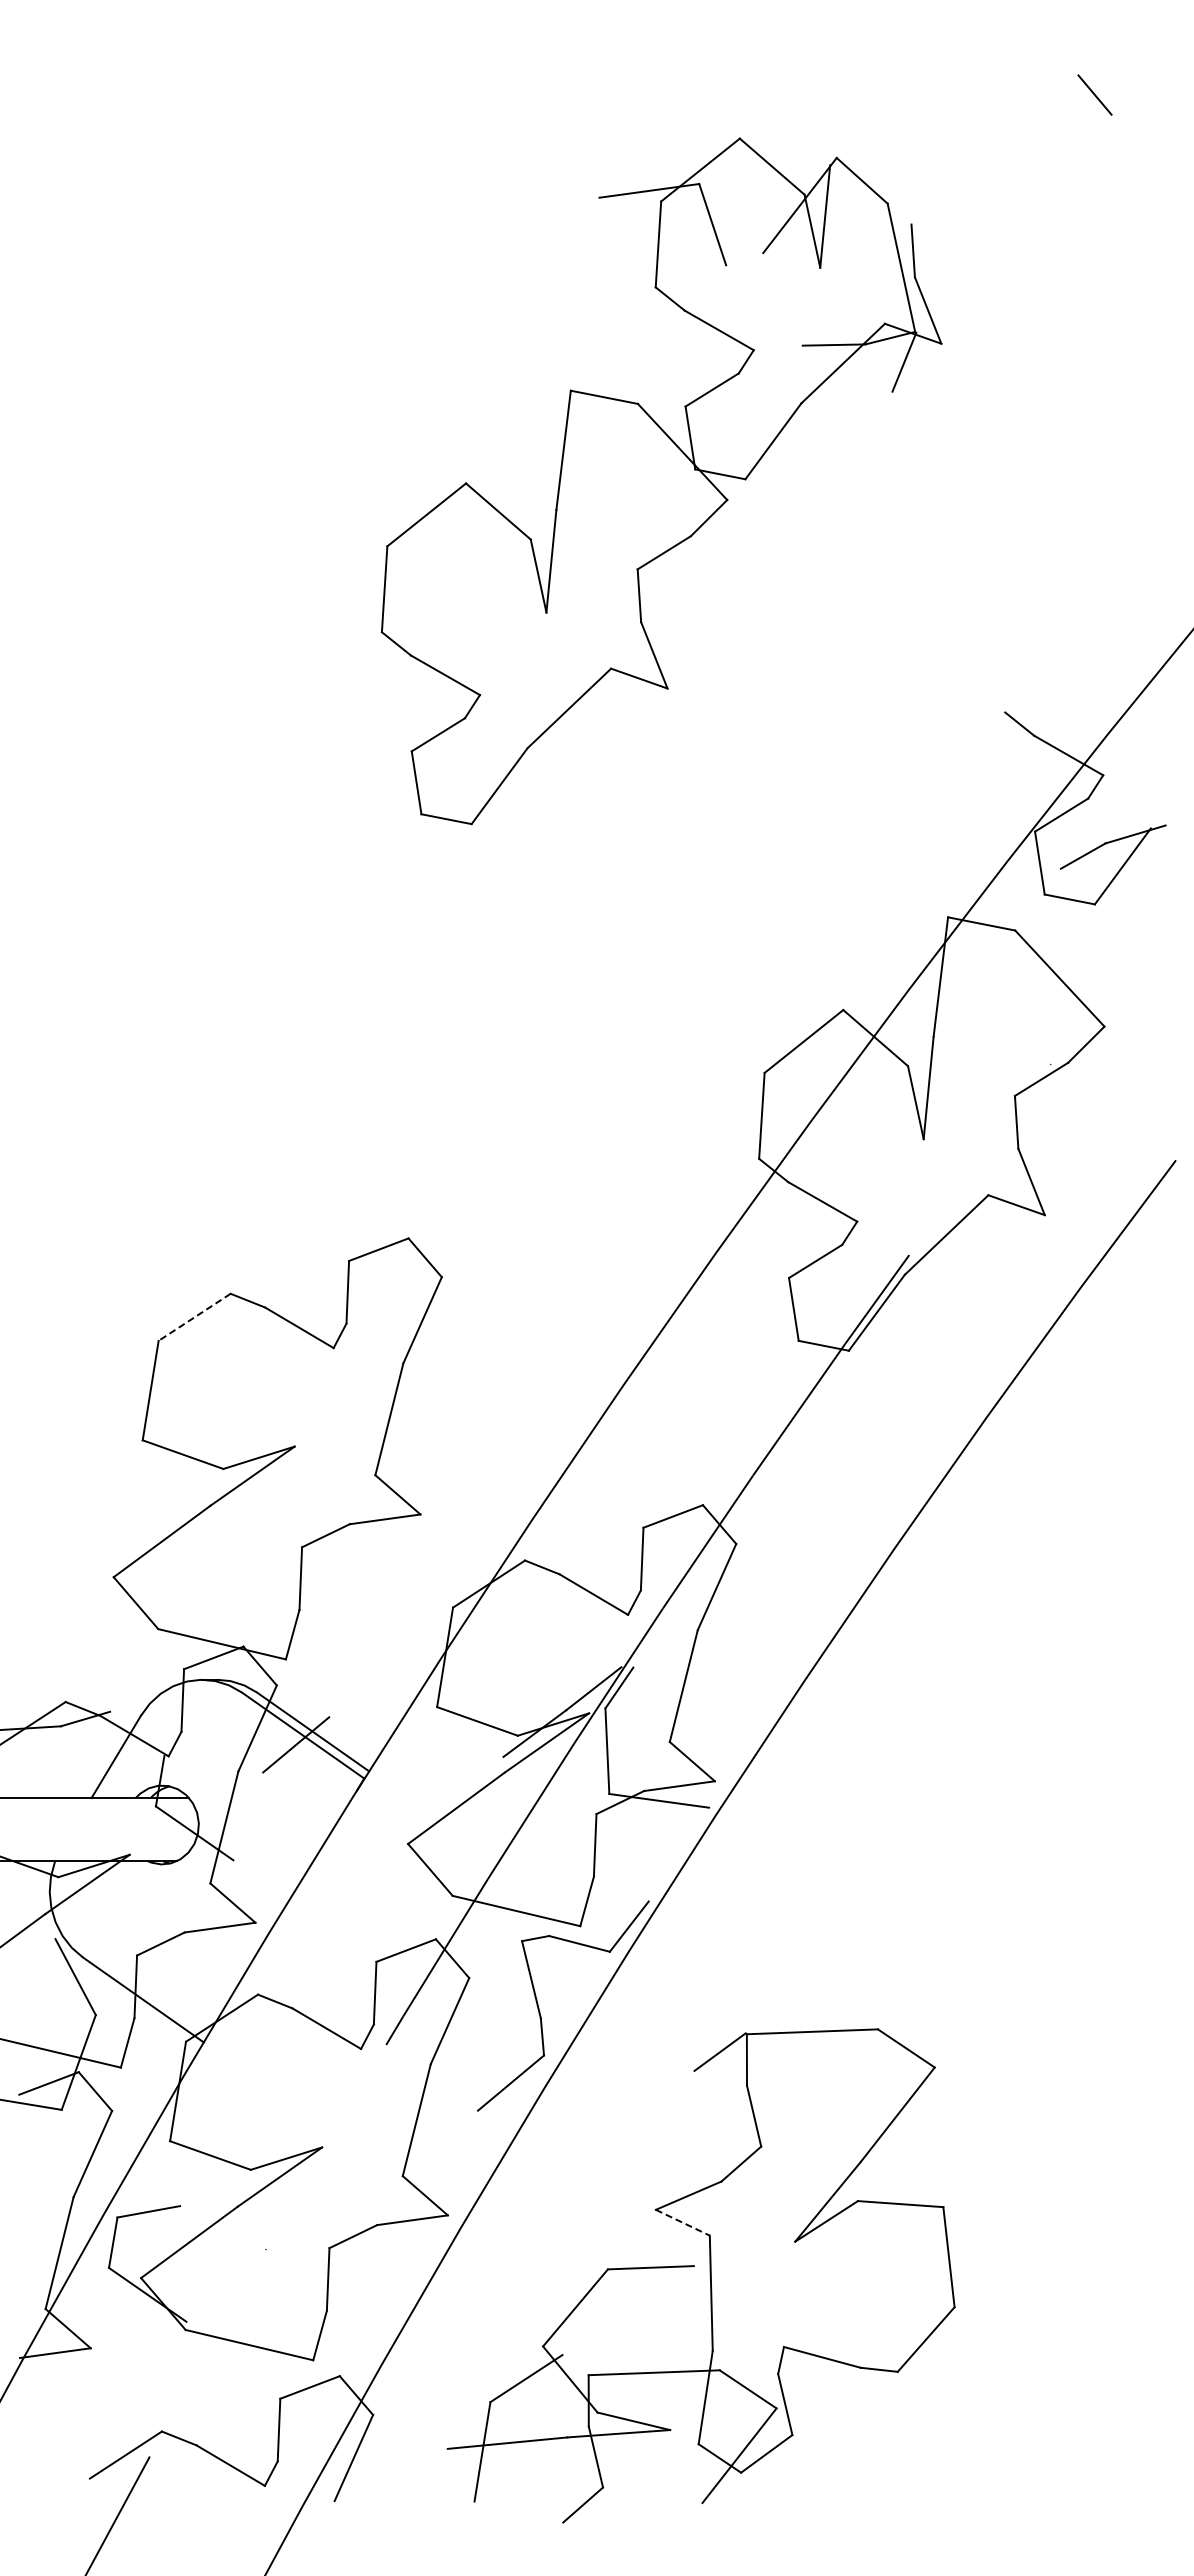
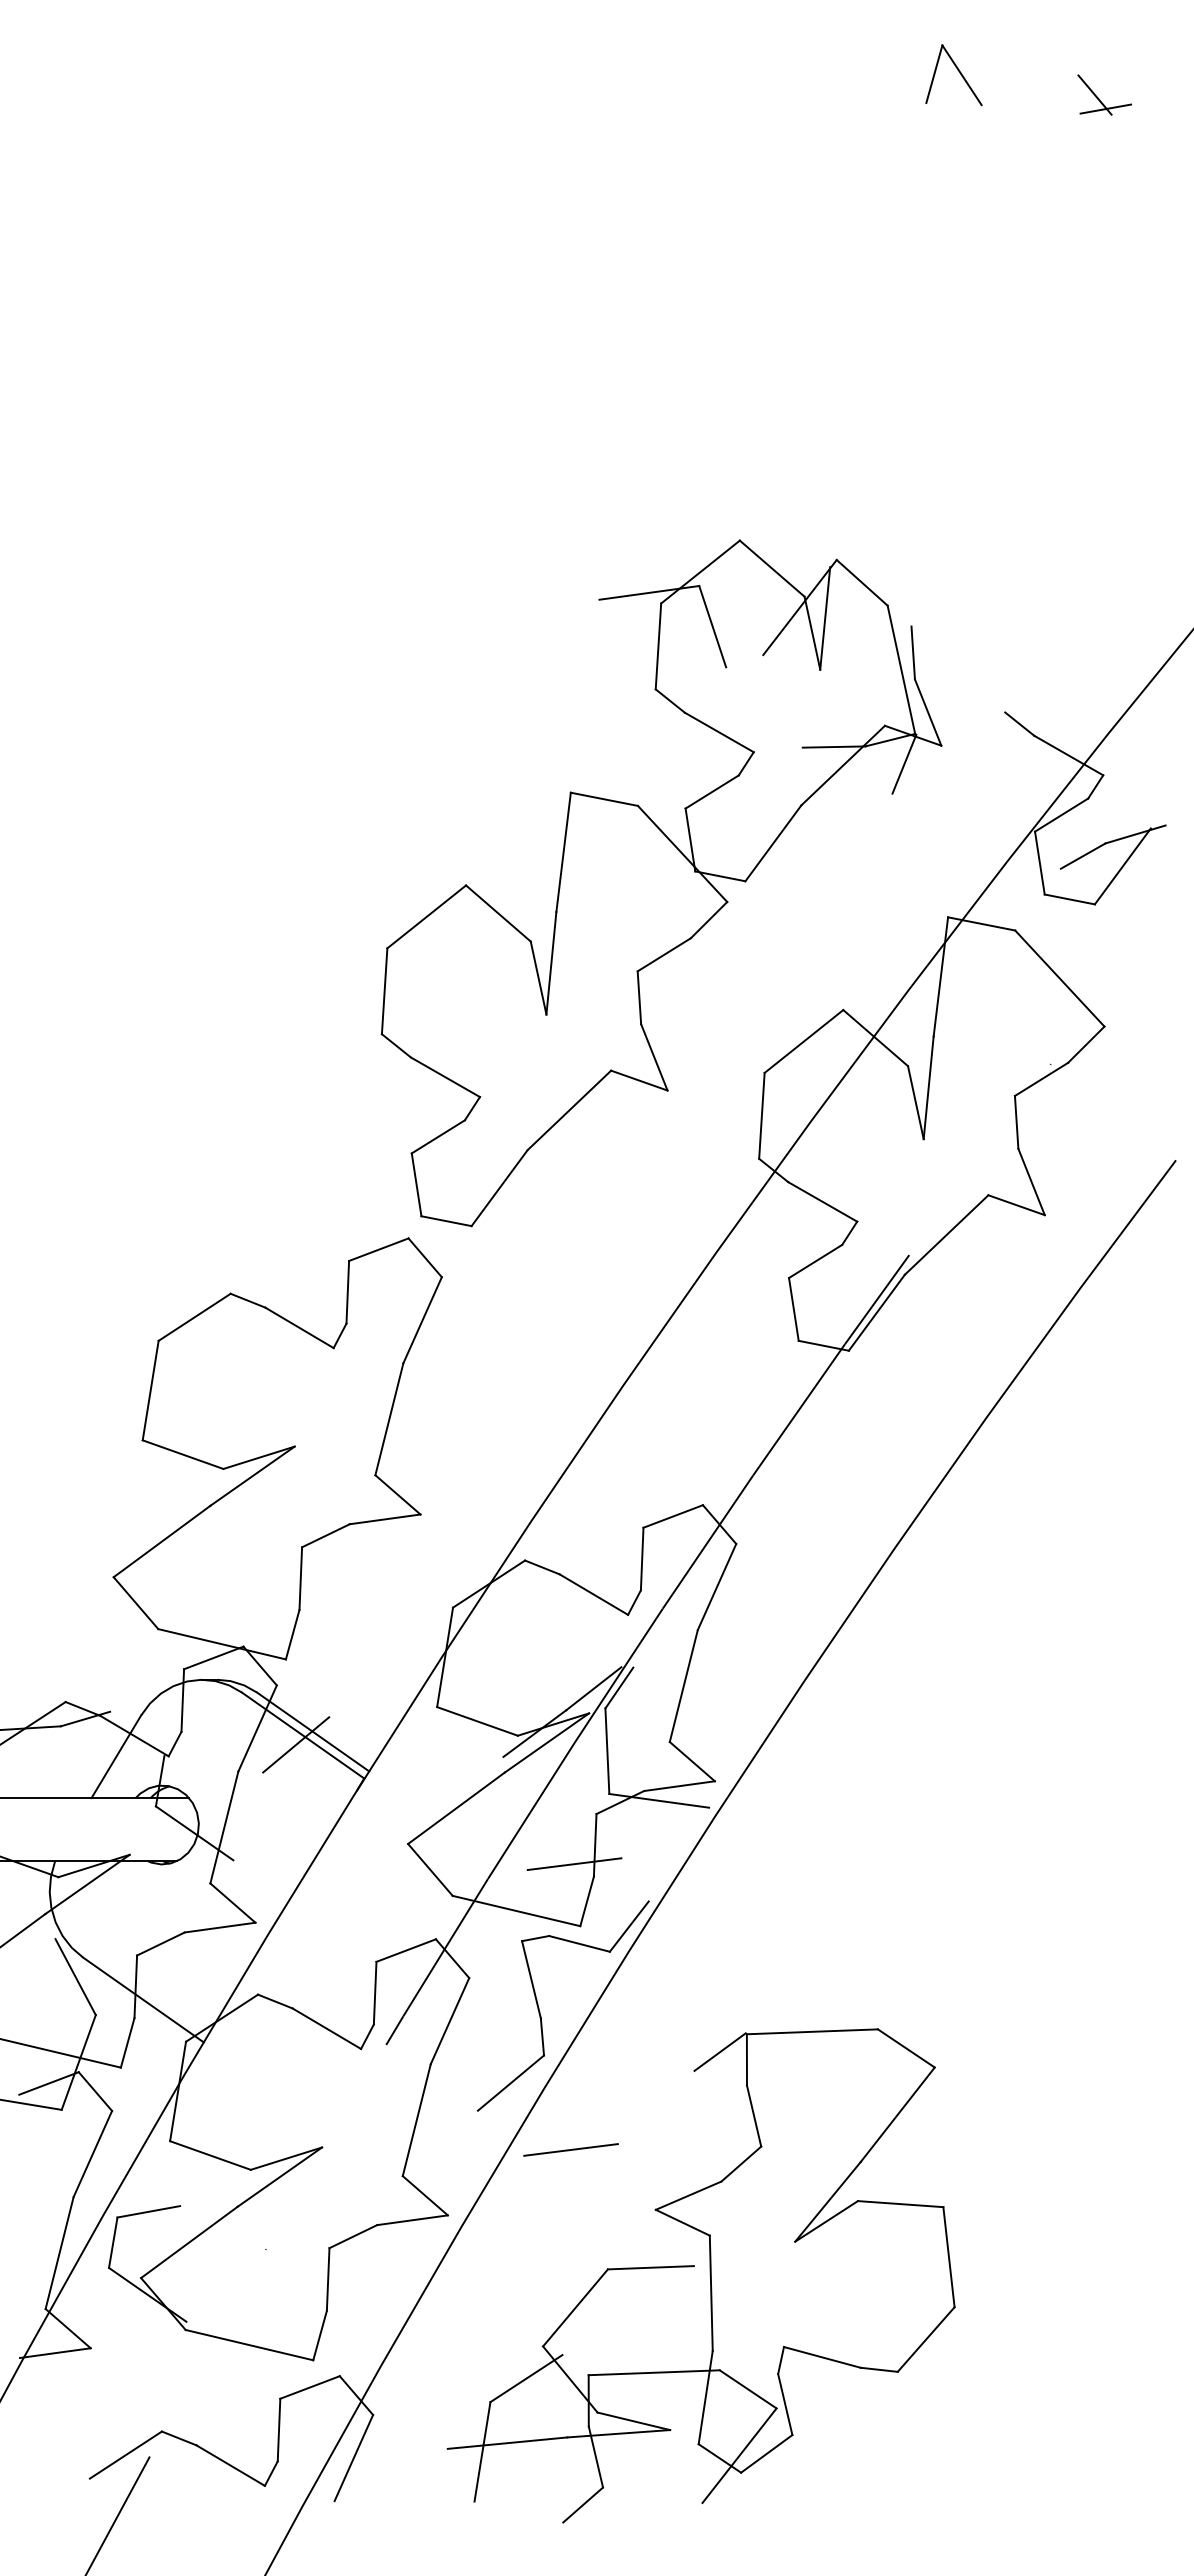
part: none -> present (959, 73)
line: none -> present (1105, 108)
part position: (661, 481) -> (661, 883) (661, 883)
line: dashed -> solid (194, 1317)
line: none -> present (574, 1864)
line: none -> present (570, 2149)
line: dashed -> solid (682, 2222)
